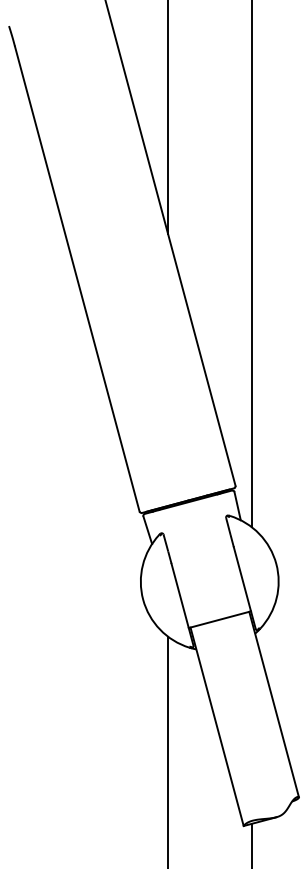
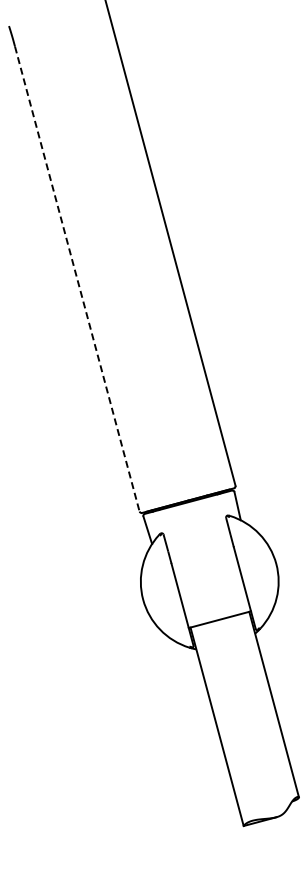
line: present -> none (167, 117)
line: present -> none (251, 264)
line: solid -> dashed (77, 279)
line: present -> none (167, 750)
line: present -> none (251, 844)
